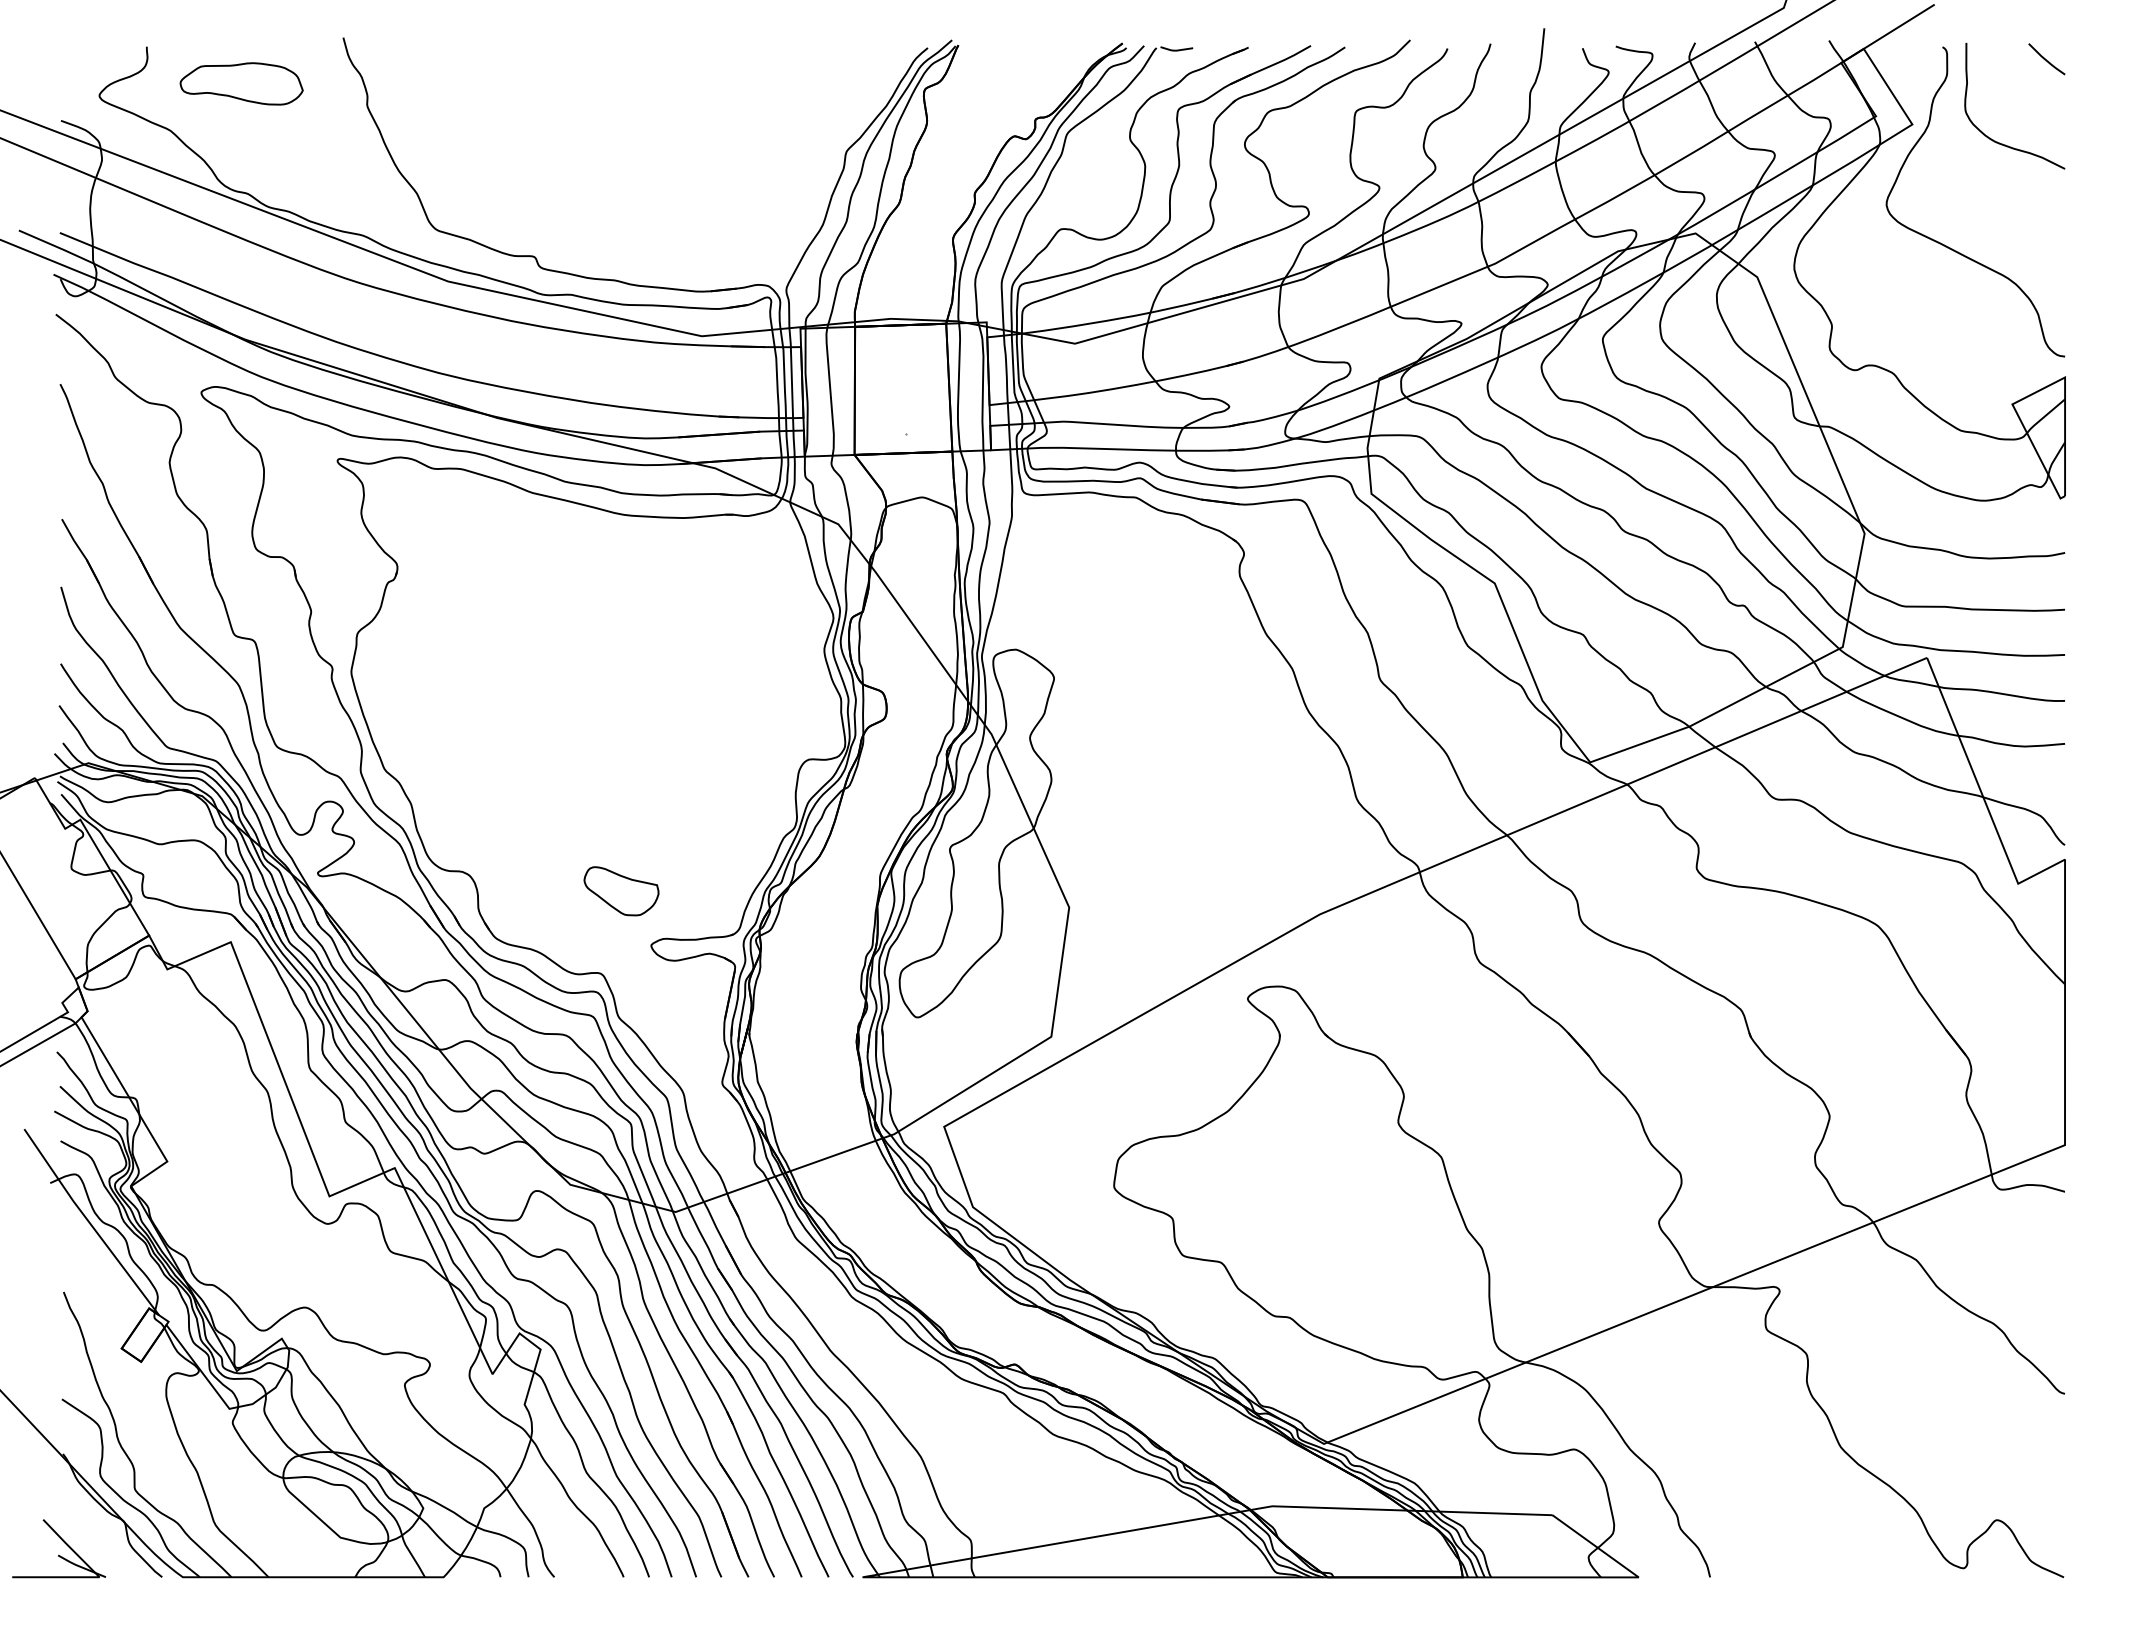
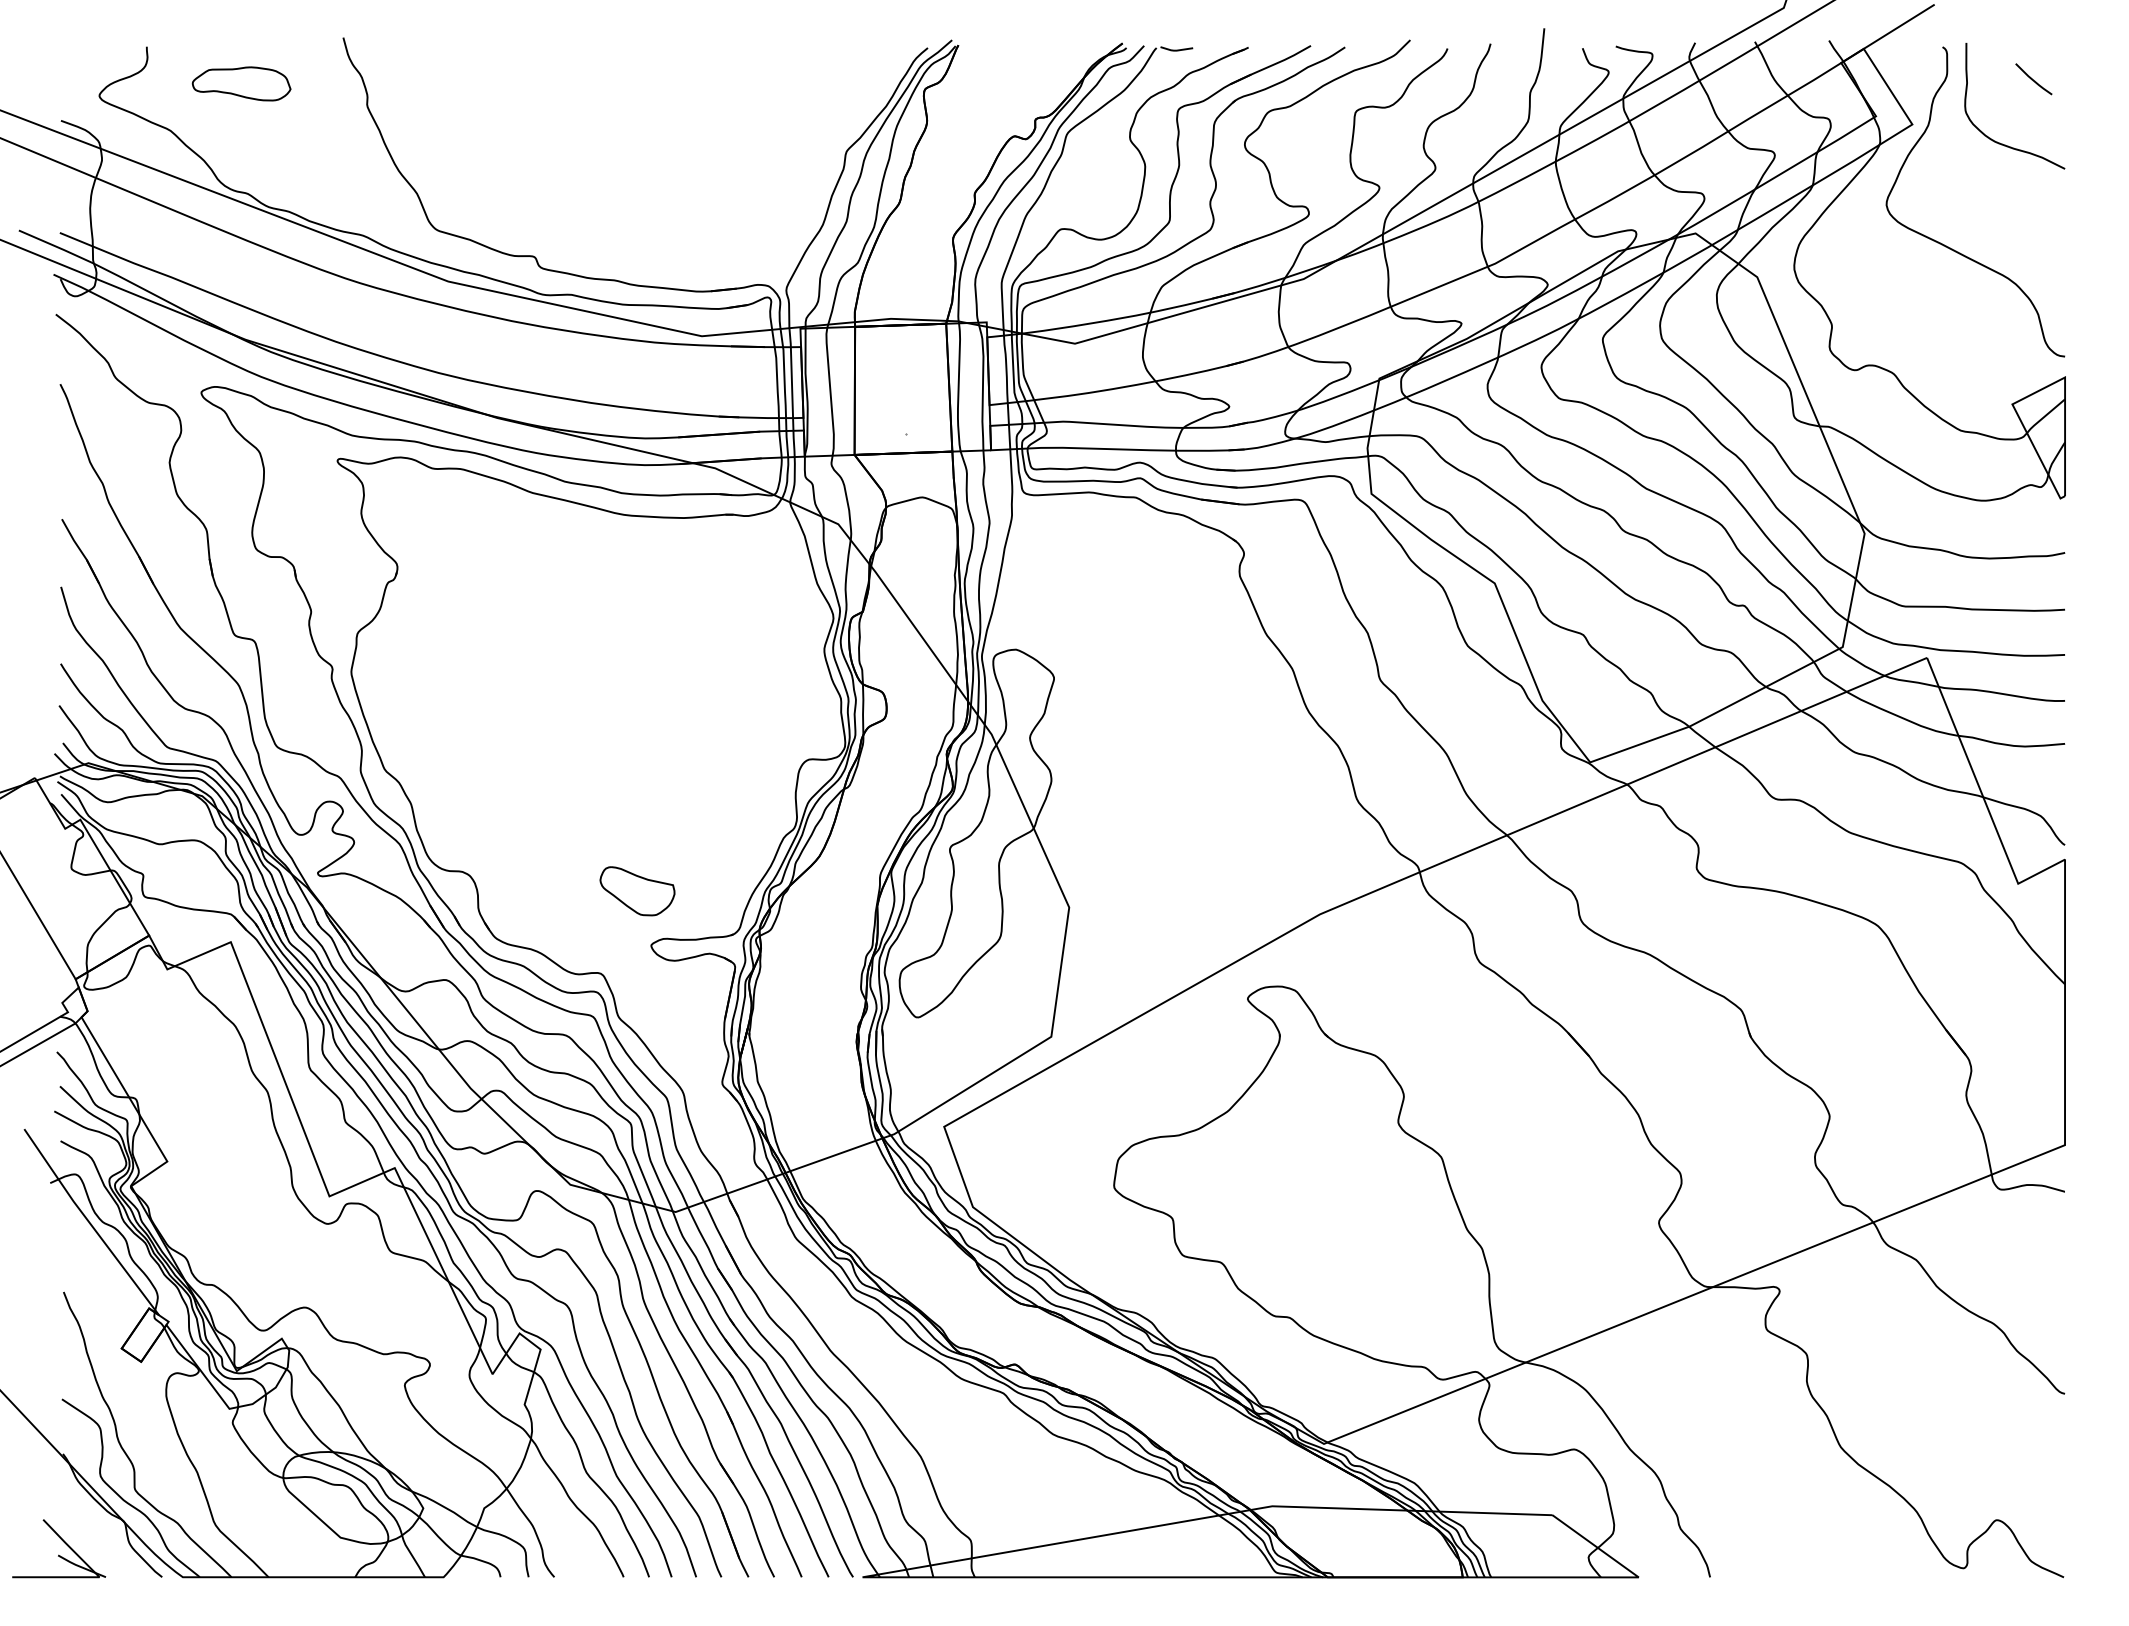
line position: (2046, 59) -> (2033, 79) (2033, 79)
part size: 125x44 px -> 101x36 px (241, 83)
part position: (621, 891) -> (637, 891) (637, 891)
